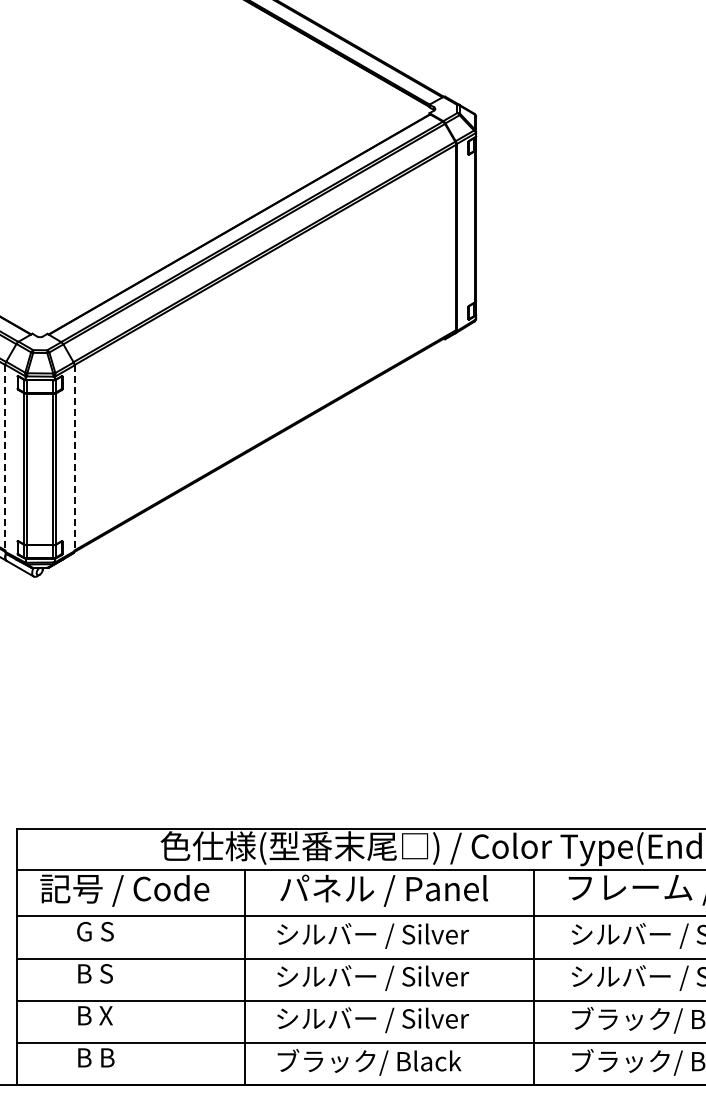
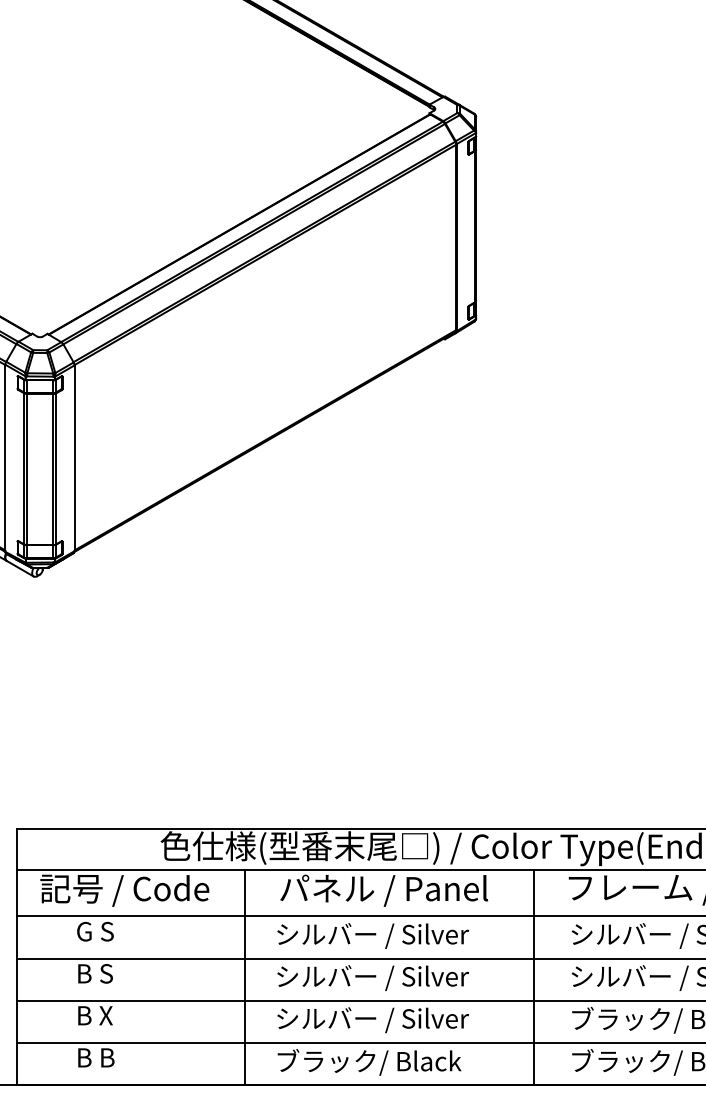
line: dashed -> solid (5, 458)
line: dashed -> solid (74, 458)
